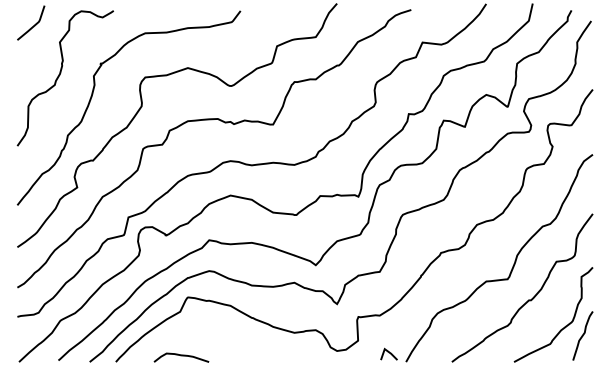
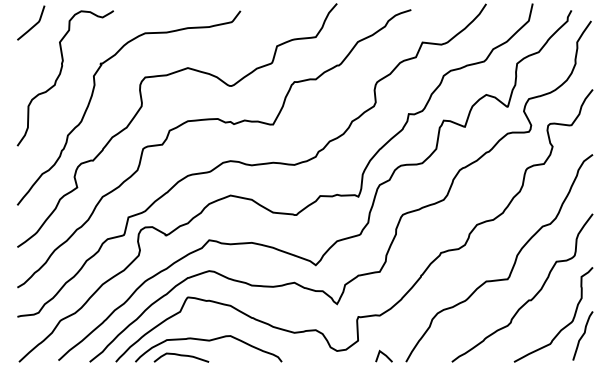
curve: none -> present (208, 341)
line position: (388, 352) -> (383, 354) (383, 354)
